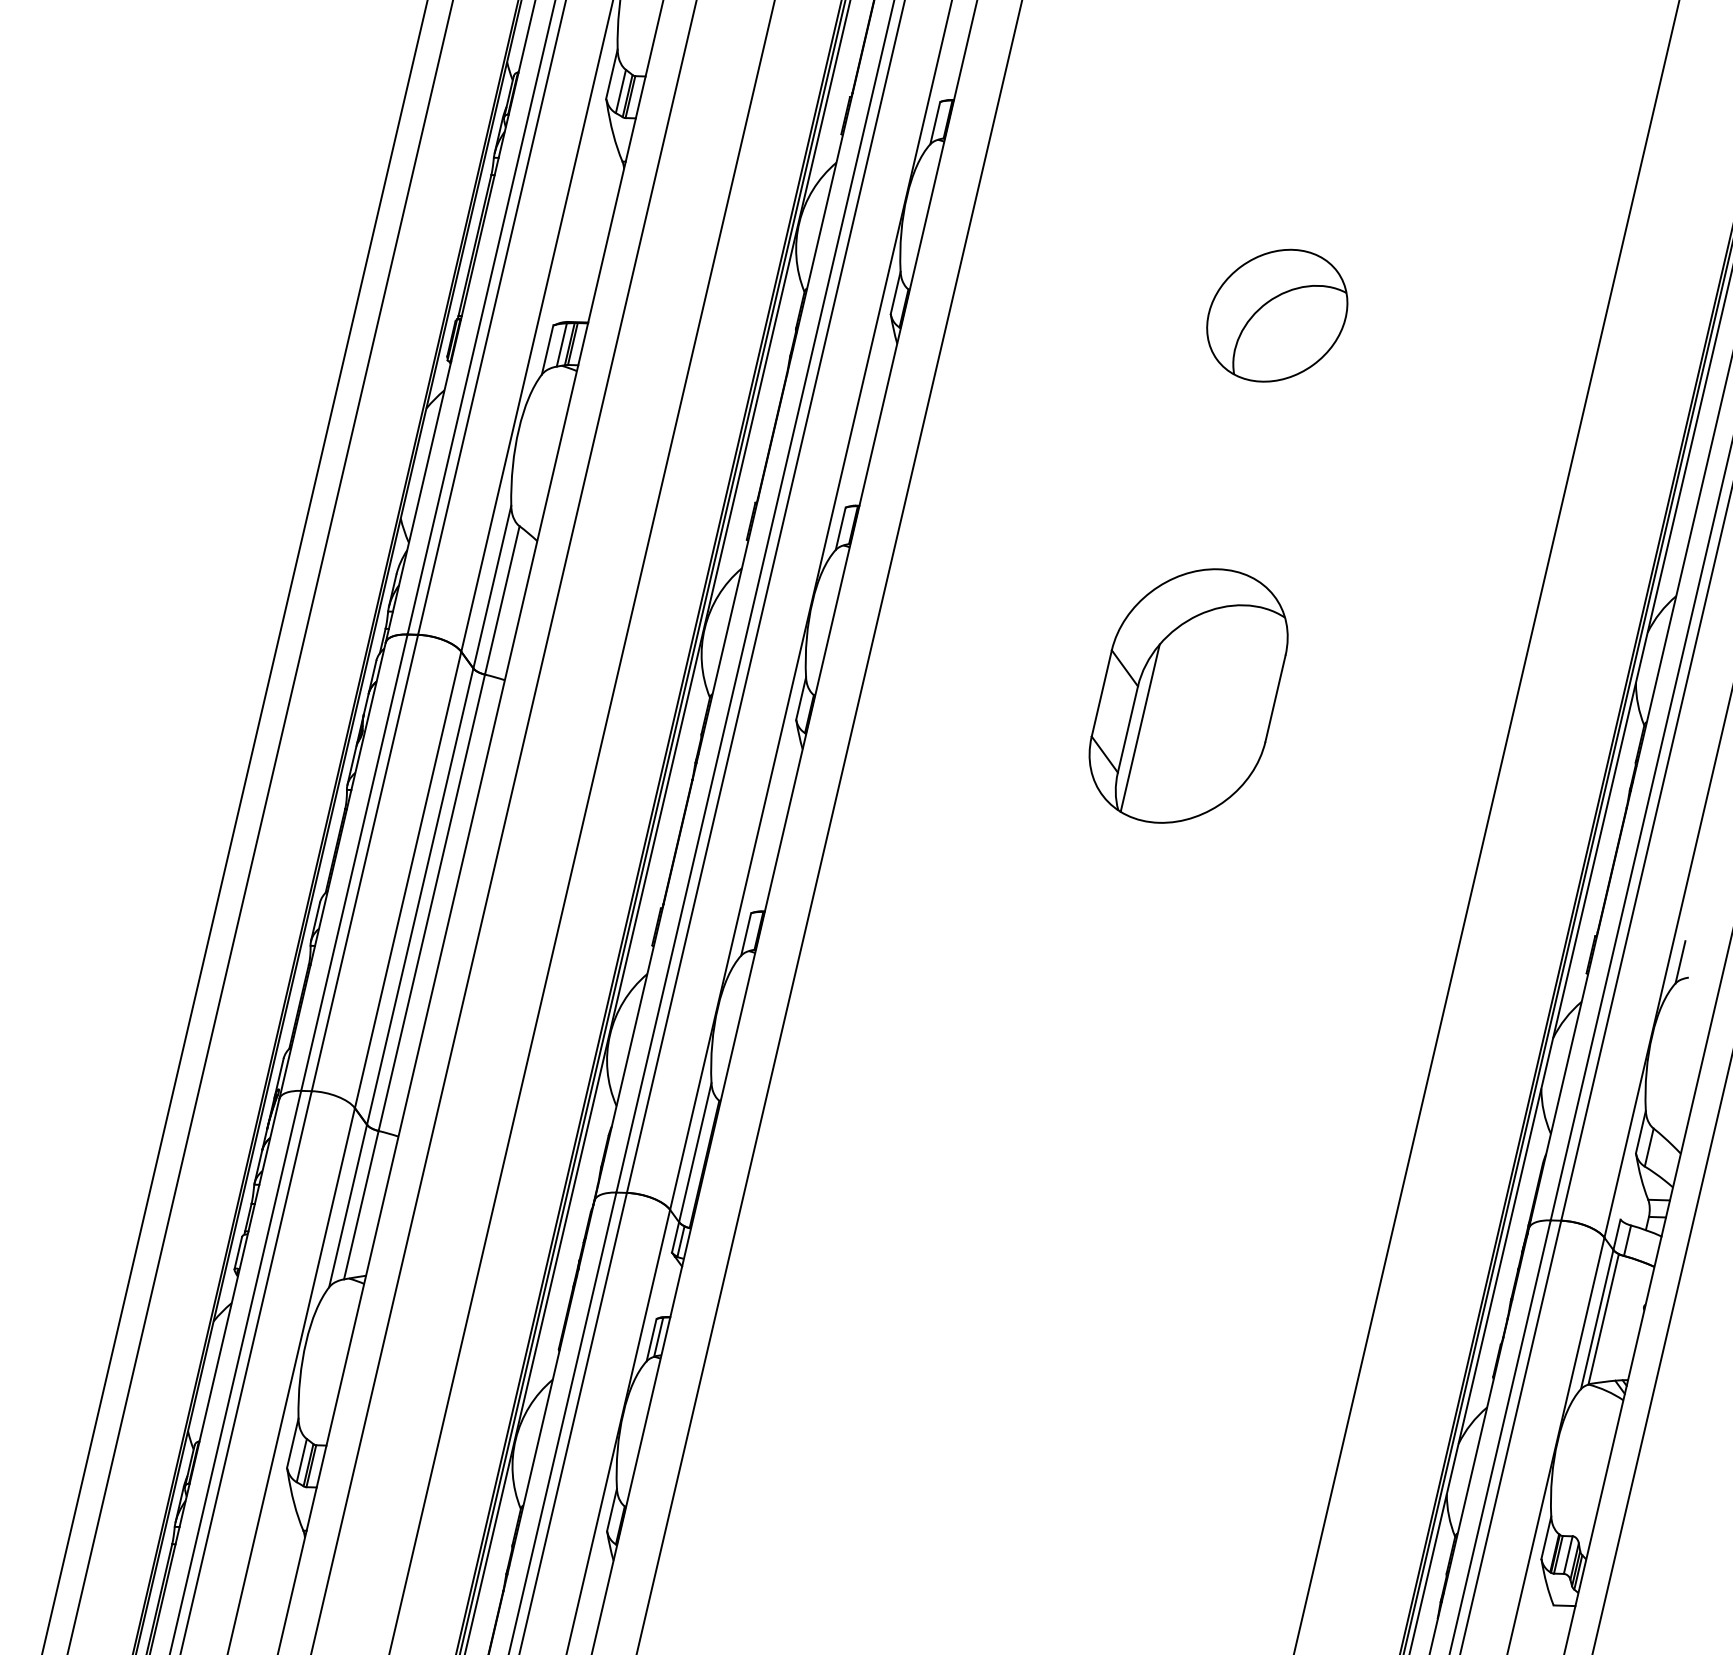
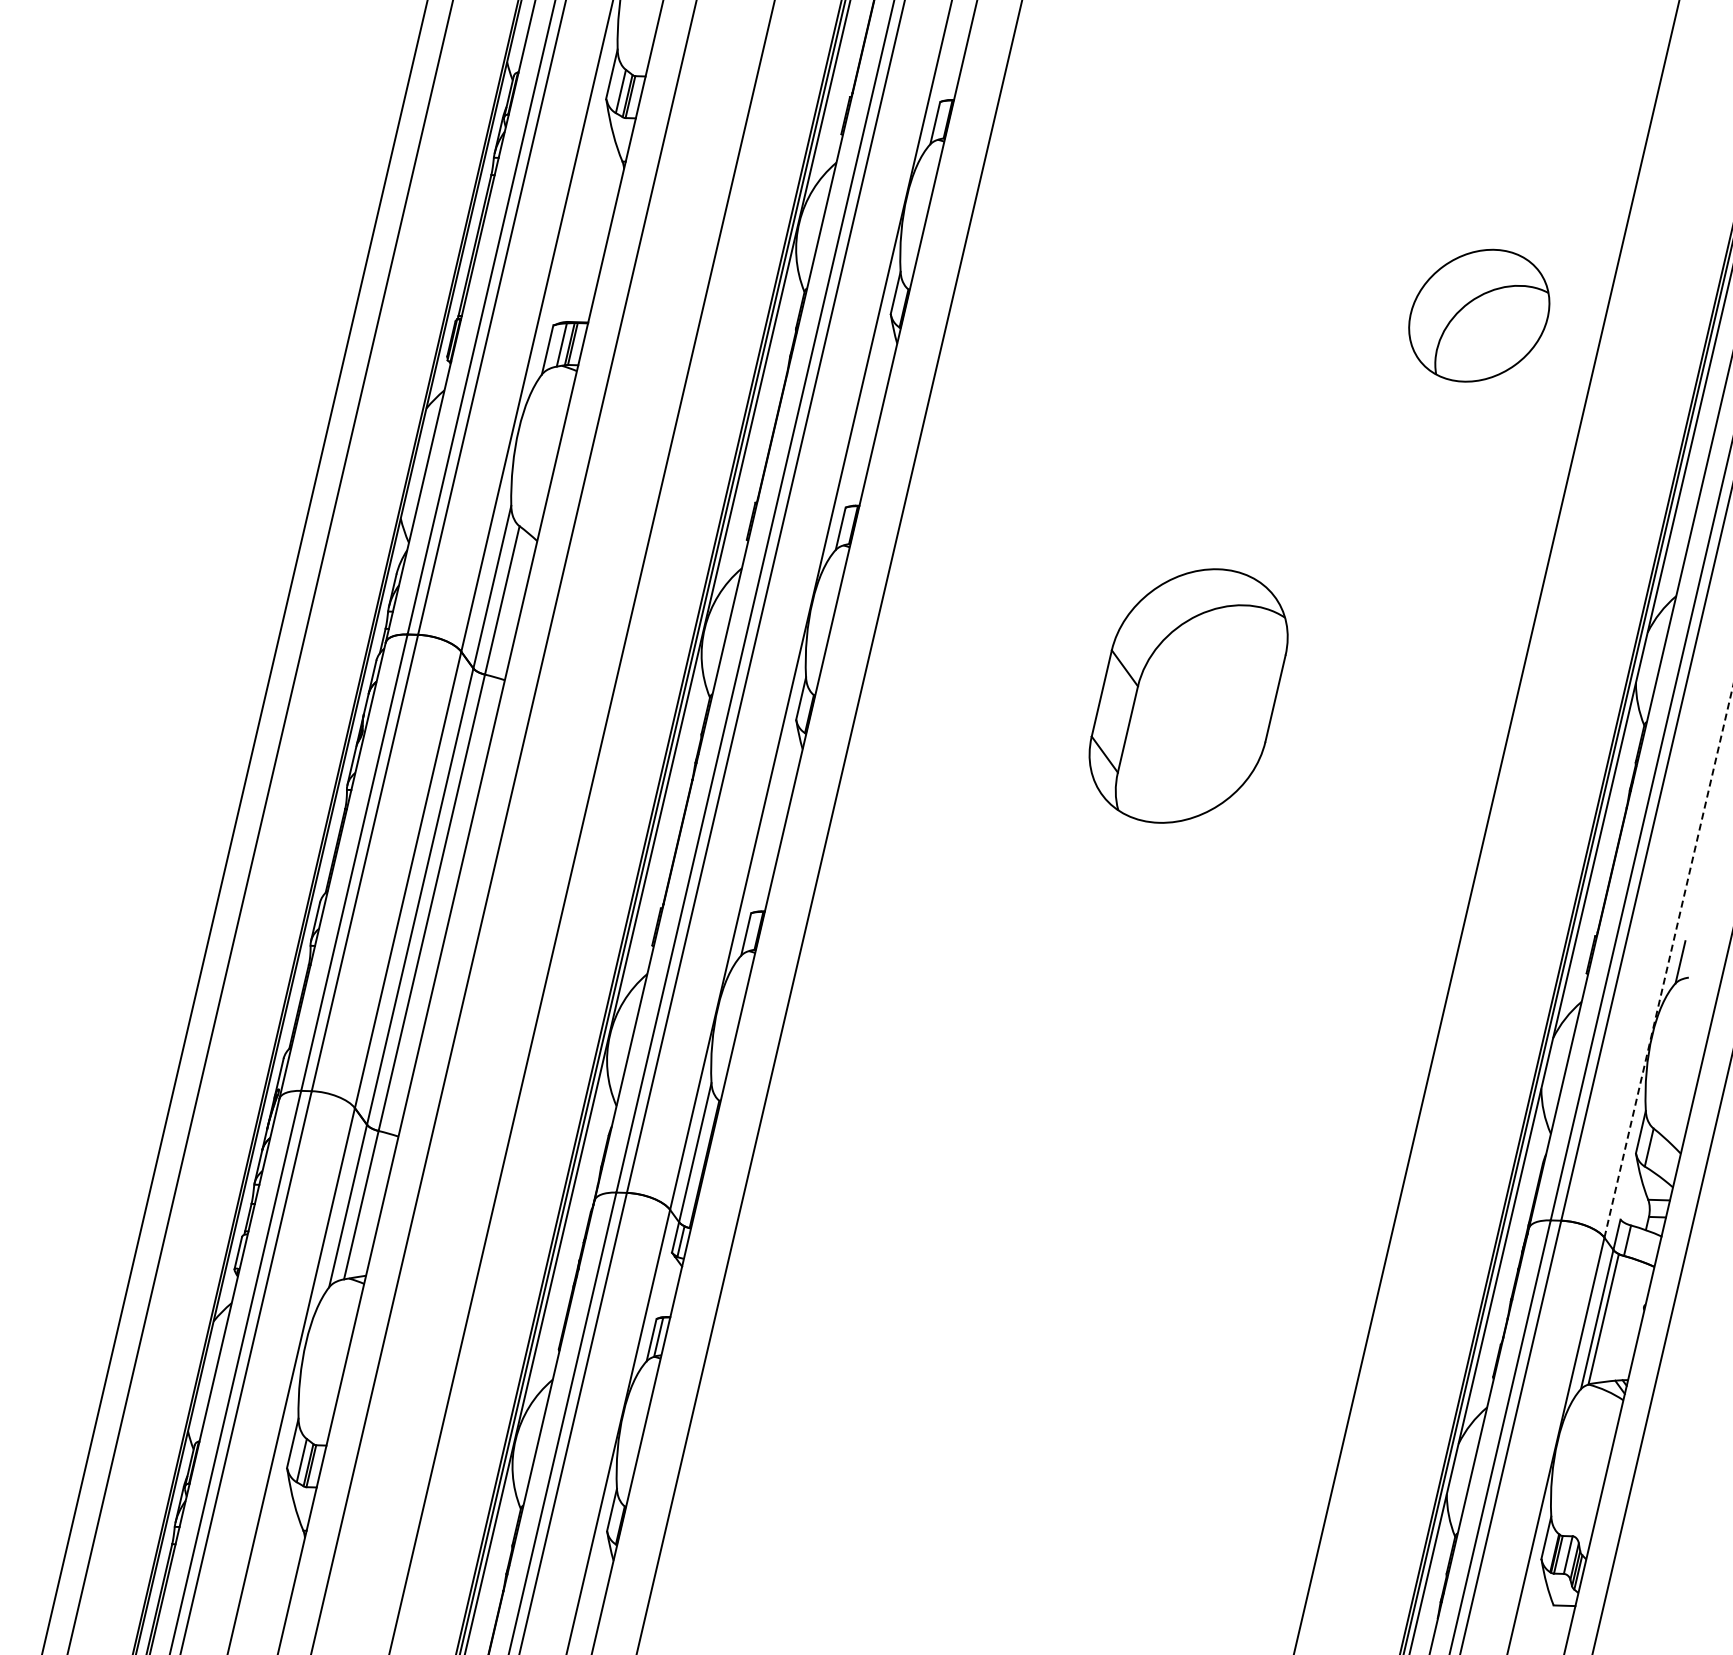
part position: (1277, 315) -> (1479, 315) (1479, 315)
line: present -> none (1139, 727)
line: solid -> dashed (1668, 962)
